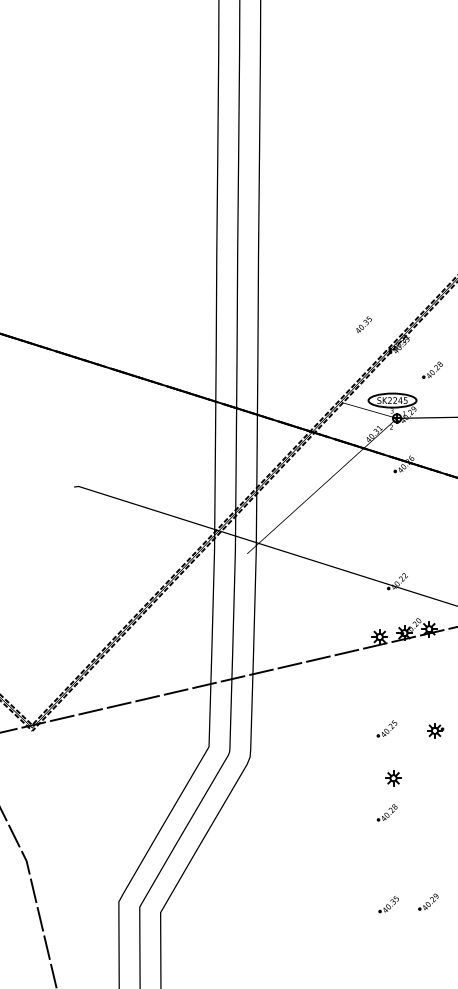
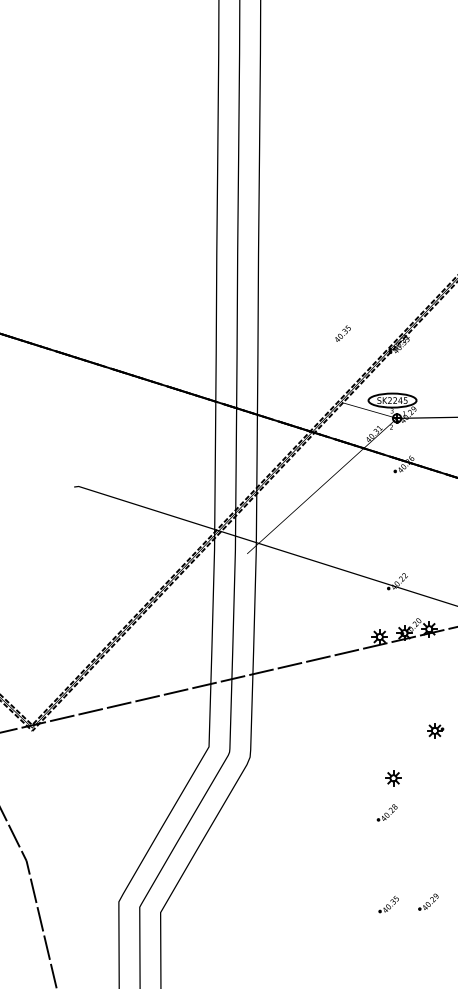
text position: (363, 324) -> (342, 333) (342, 333)
part: present -> none (432, 369)
part: present -> none (386, 728)
